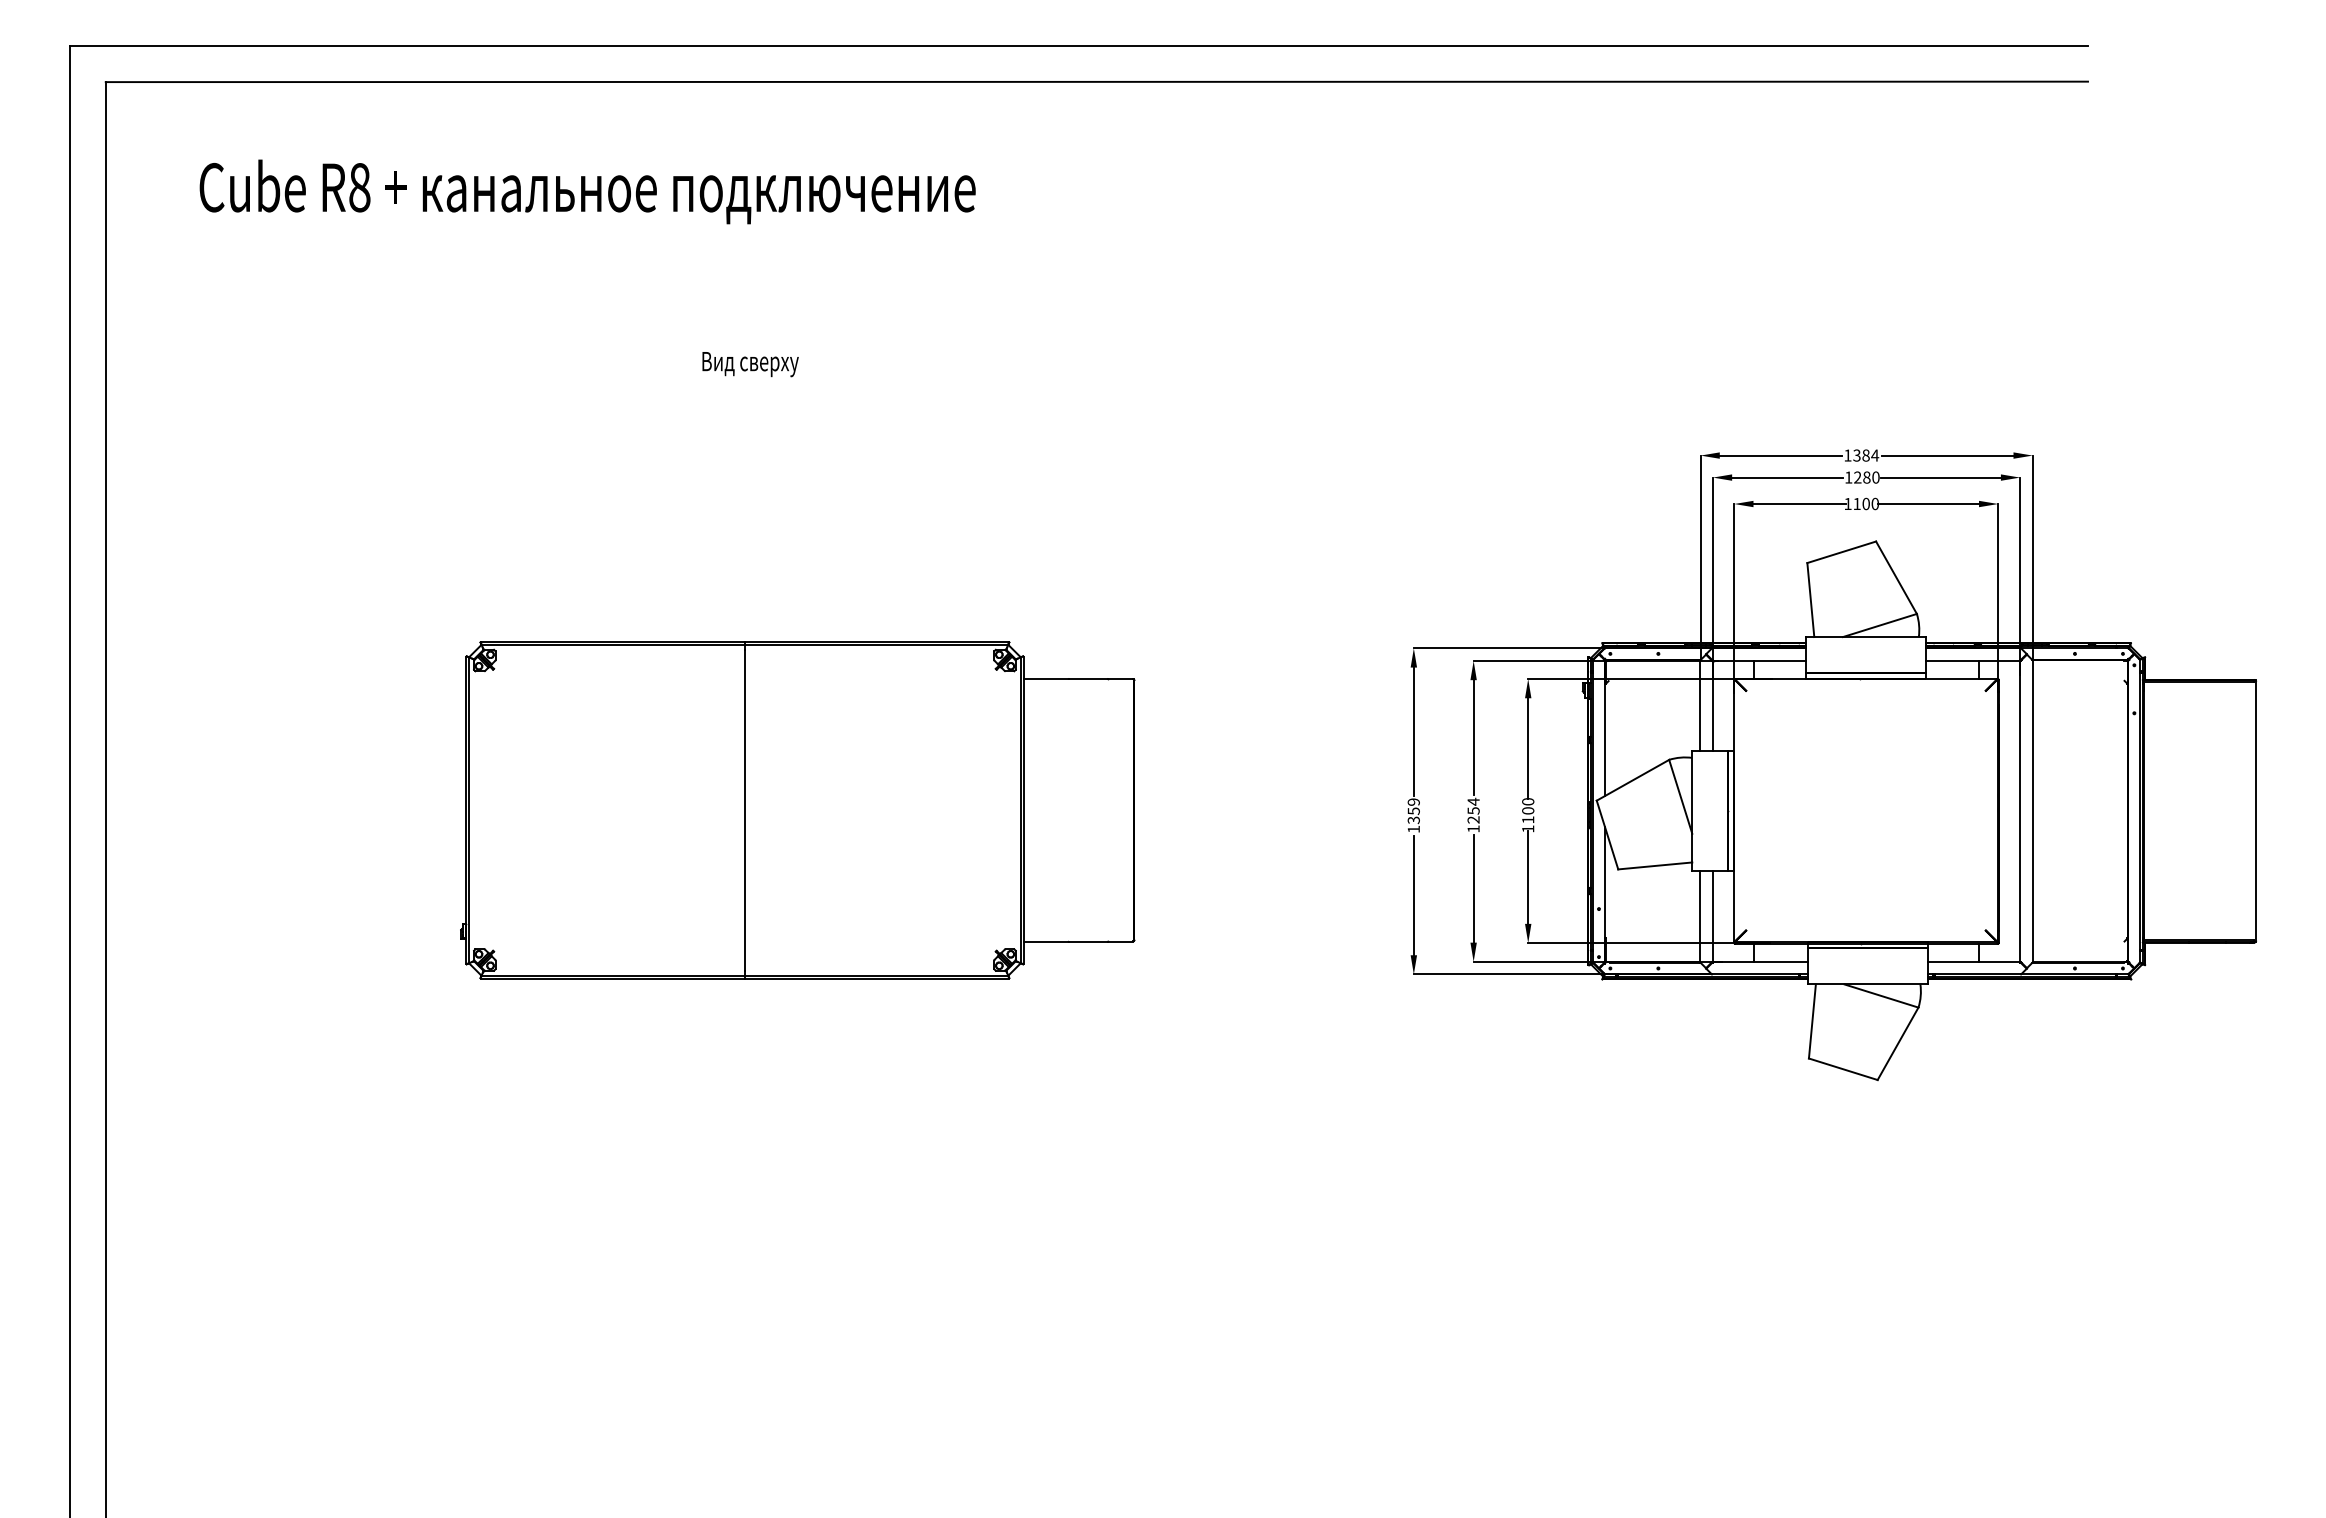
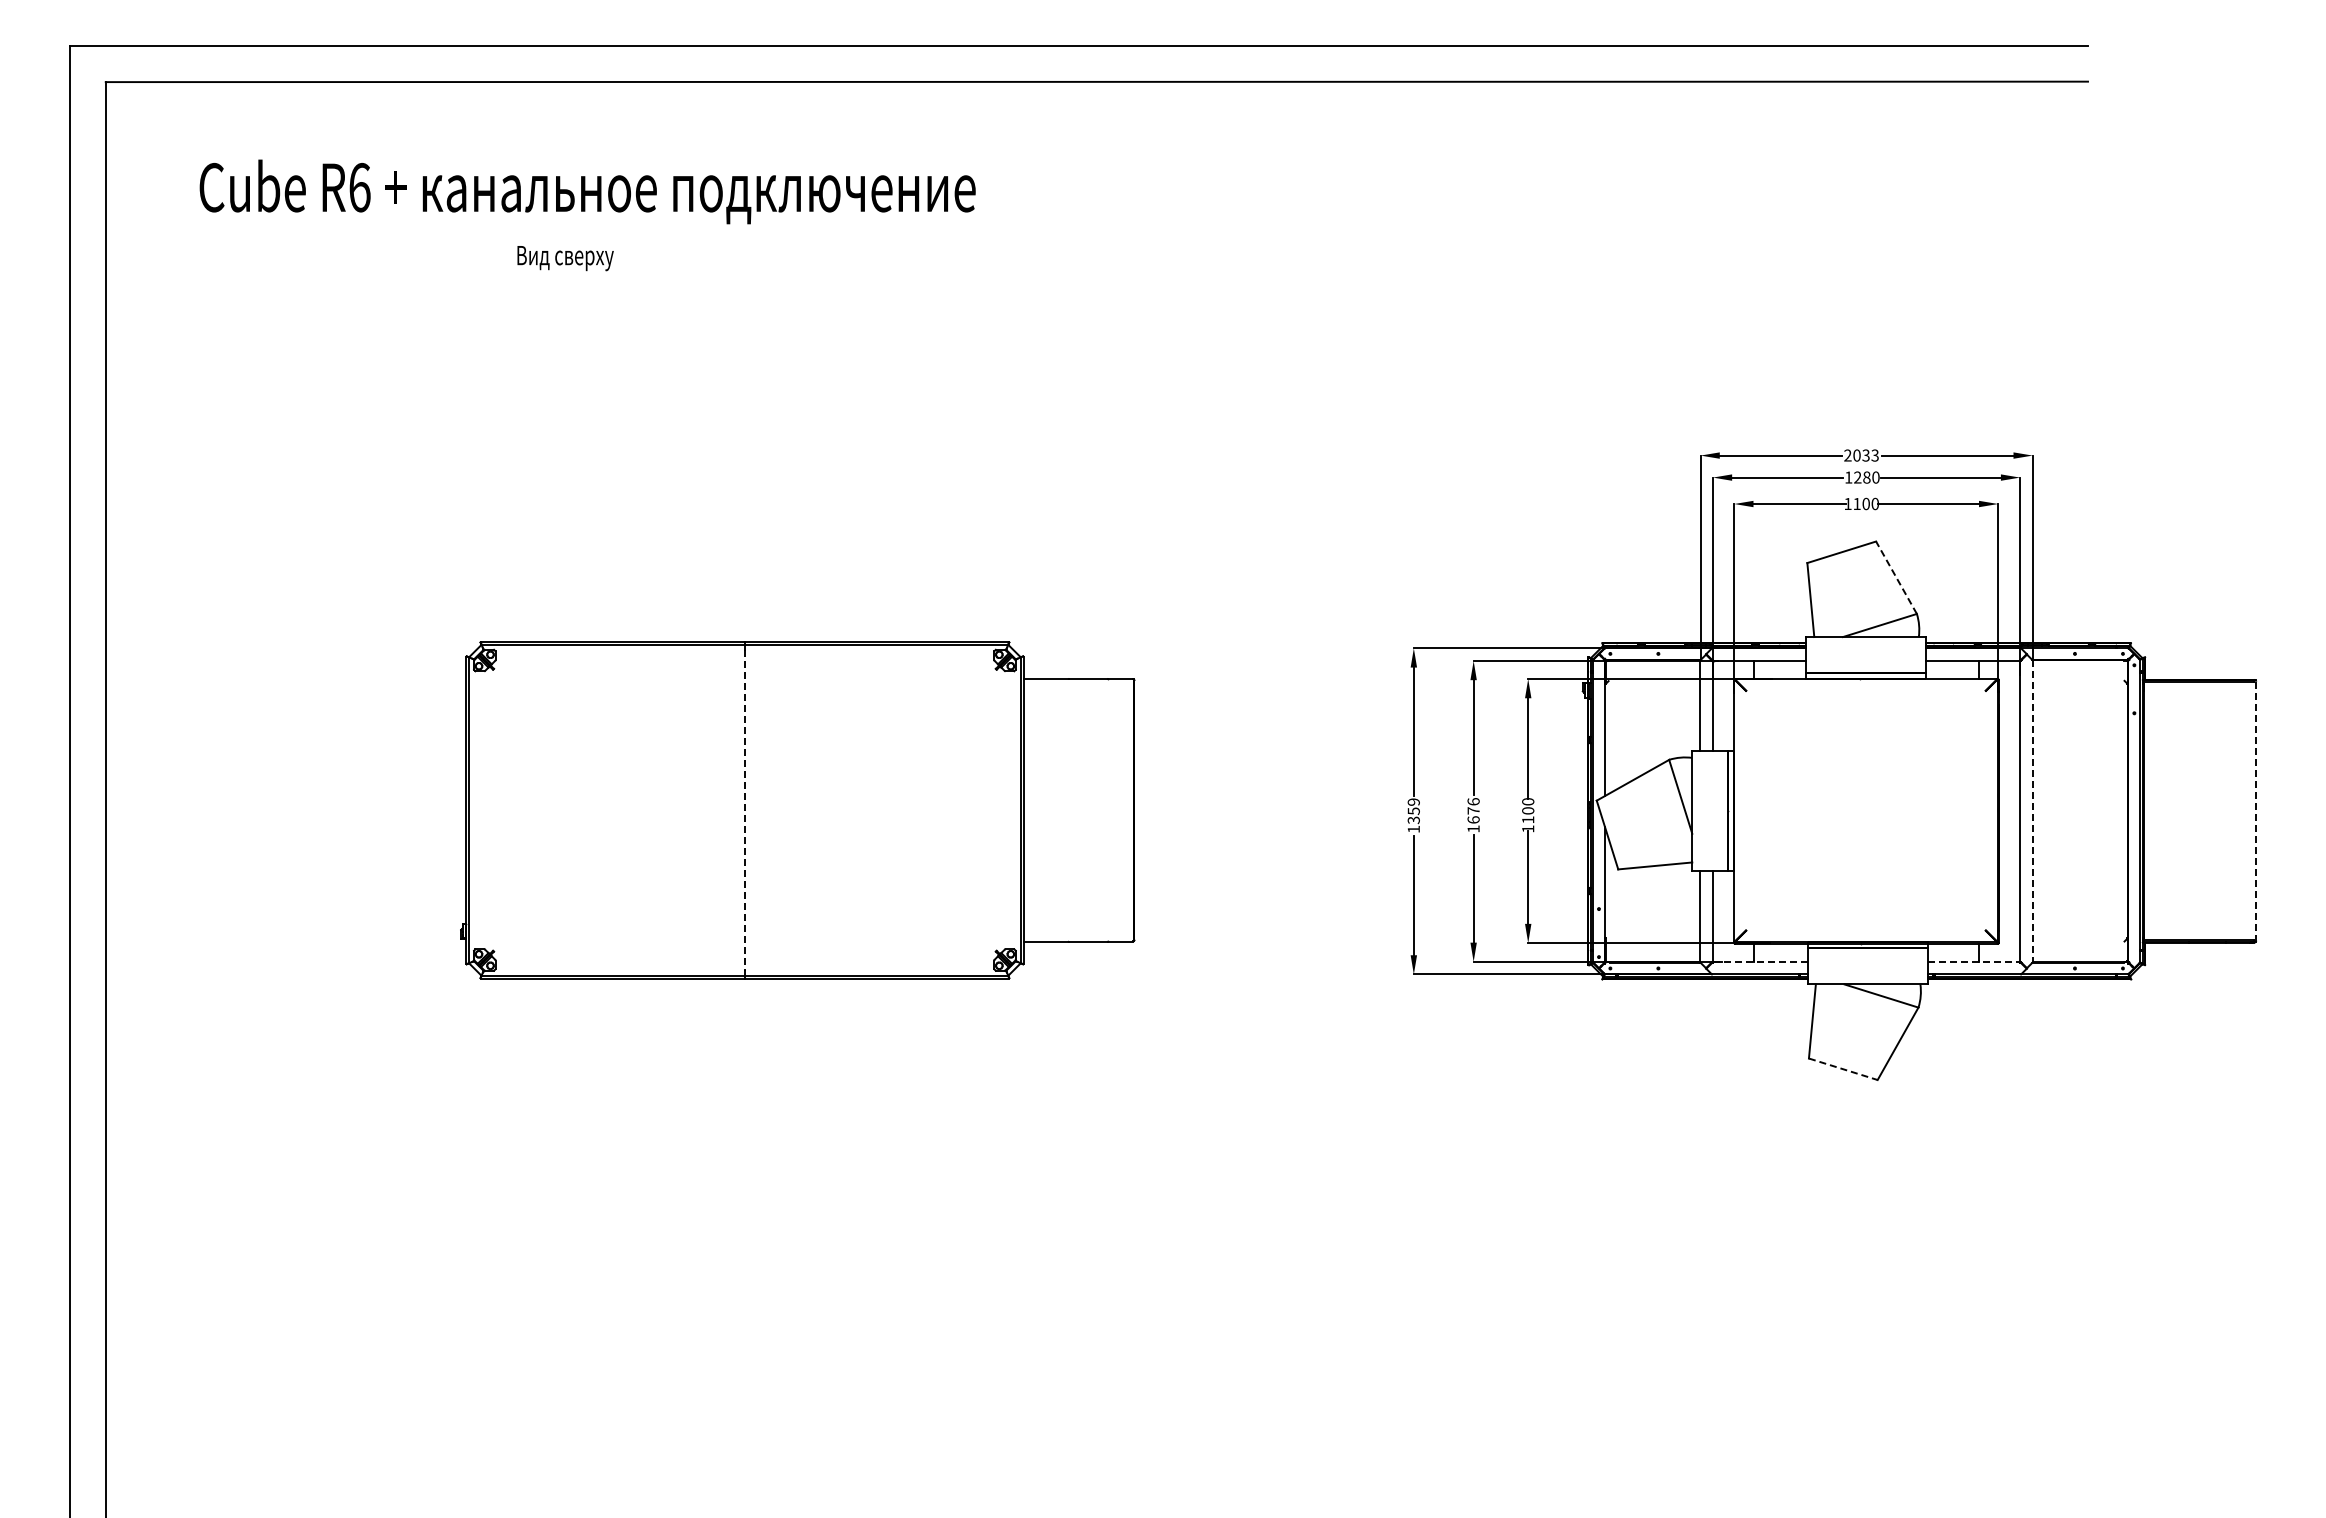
text: R8 -> R6 (359, 187)
text position: (750, 364) -> (565, 258) (565, 258)
text: 1384 -> 2033 (1861, 455)
line: solid -> dashed (1896, 577)
line: solid -> dashed (744, 810)
text: 1254 -> 1676 (1473, 810)
line: solid -> dashed (2032, 811)
line: solid -> dashed (2256, 811)
line: solid -> dashed (1760, 961)
line: solid -> dashed (1974, 961)
line: solid -> dashed (1843, 1069)
